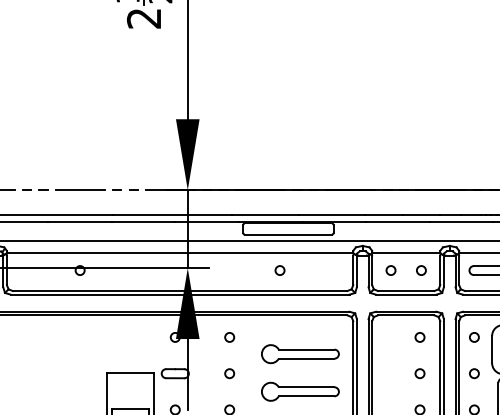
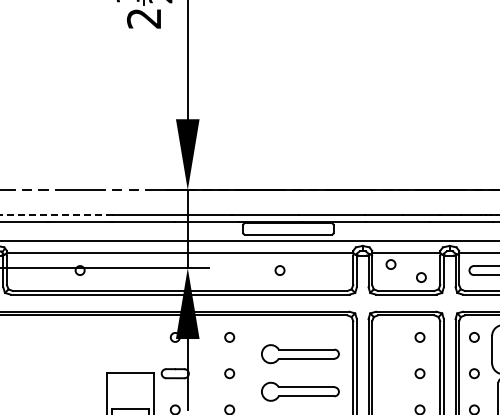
line: solid -> dashed (56, 214)
circle position: (390, 270) -> (390, 264) (390, 264)
circle position: (421, 270) -> (421, 277) (421, 277)
